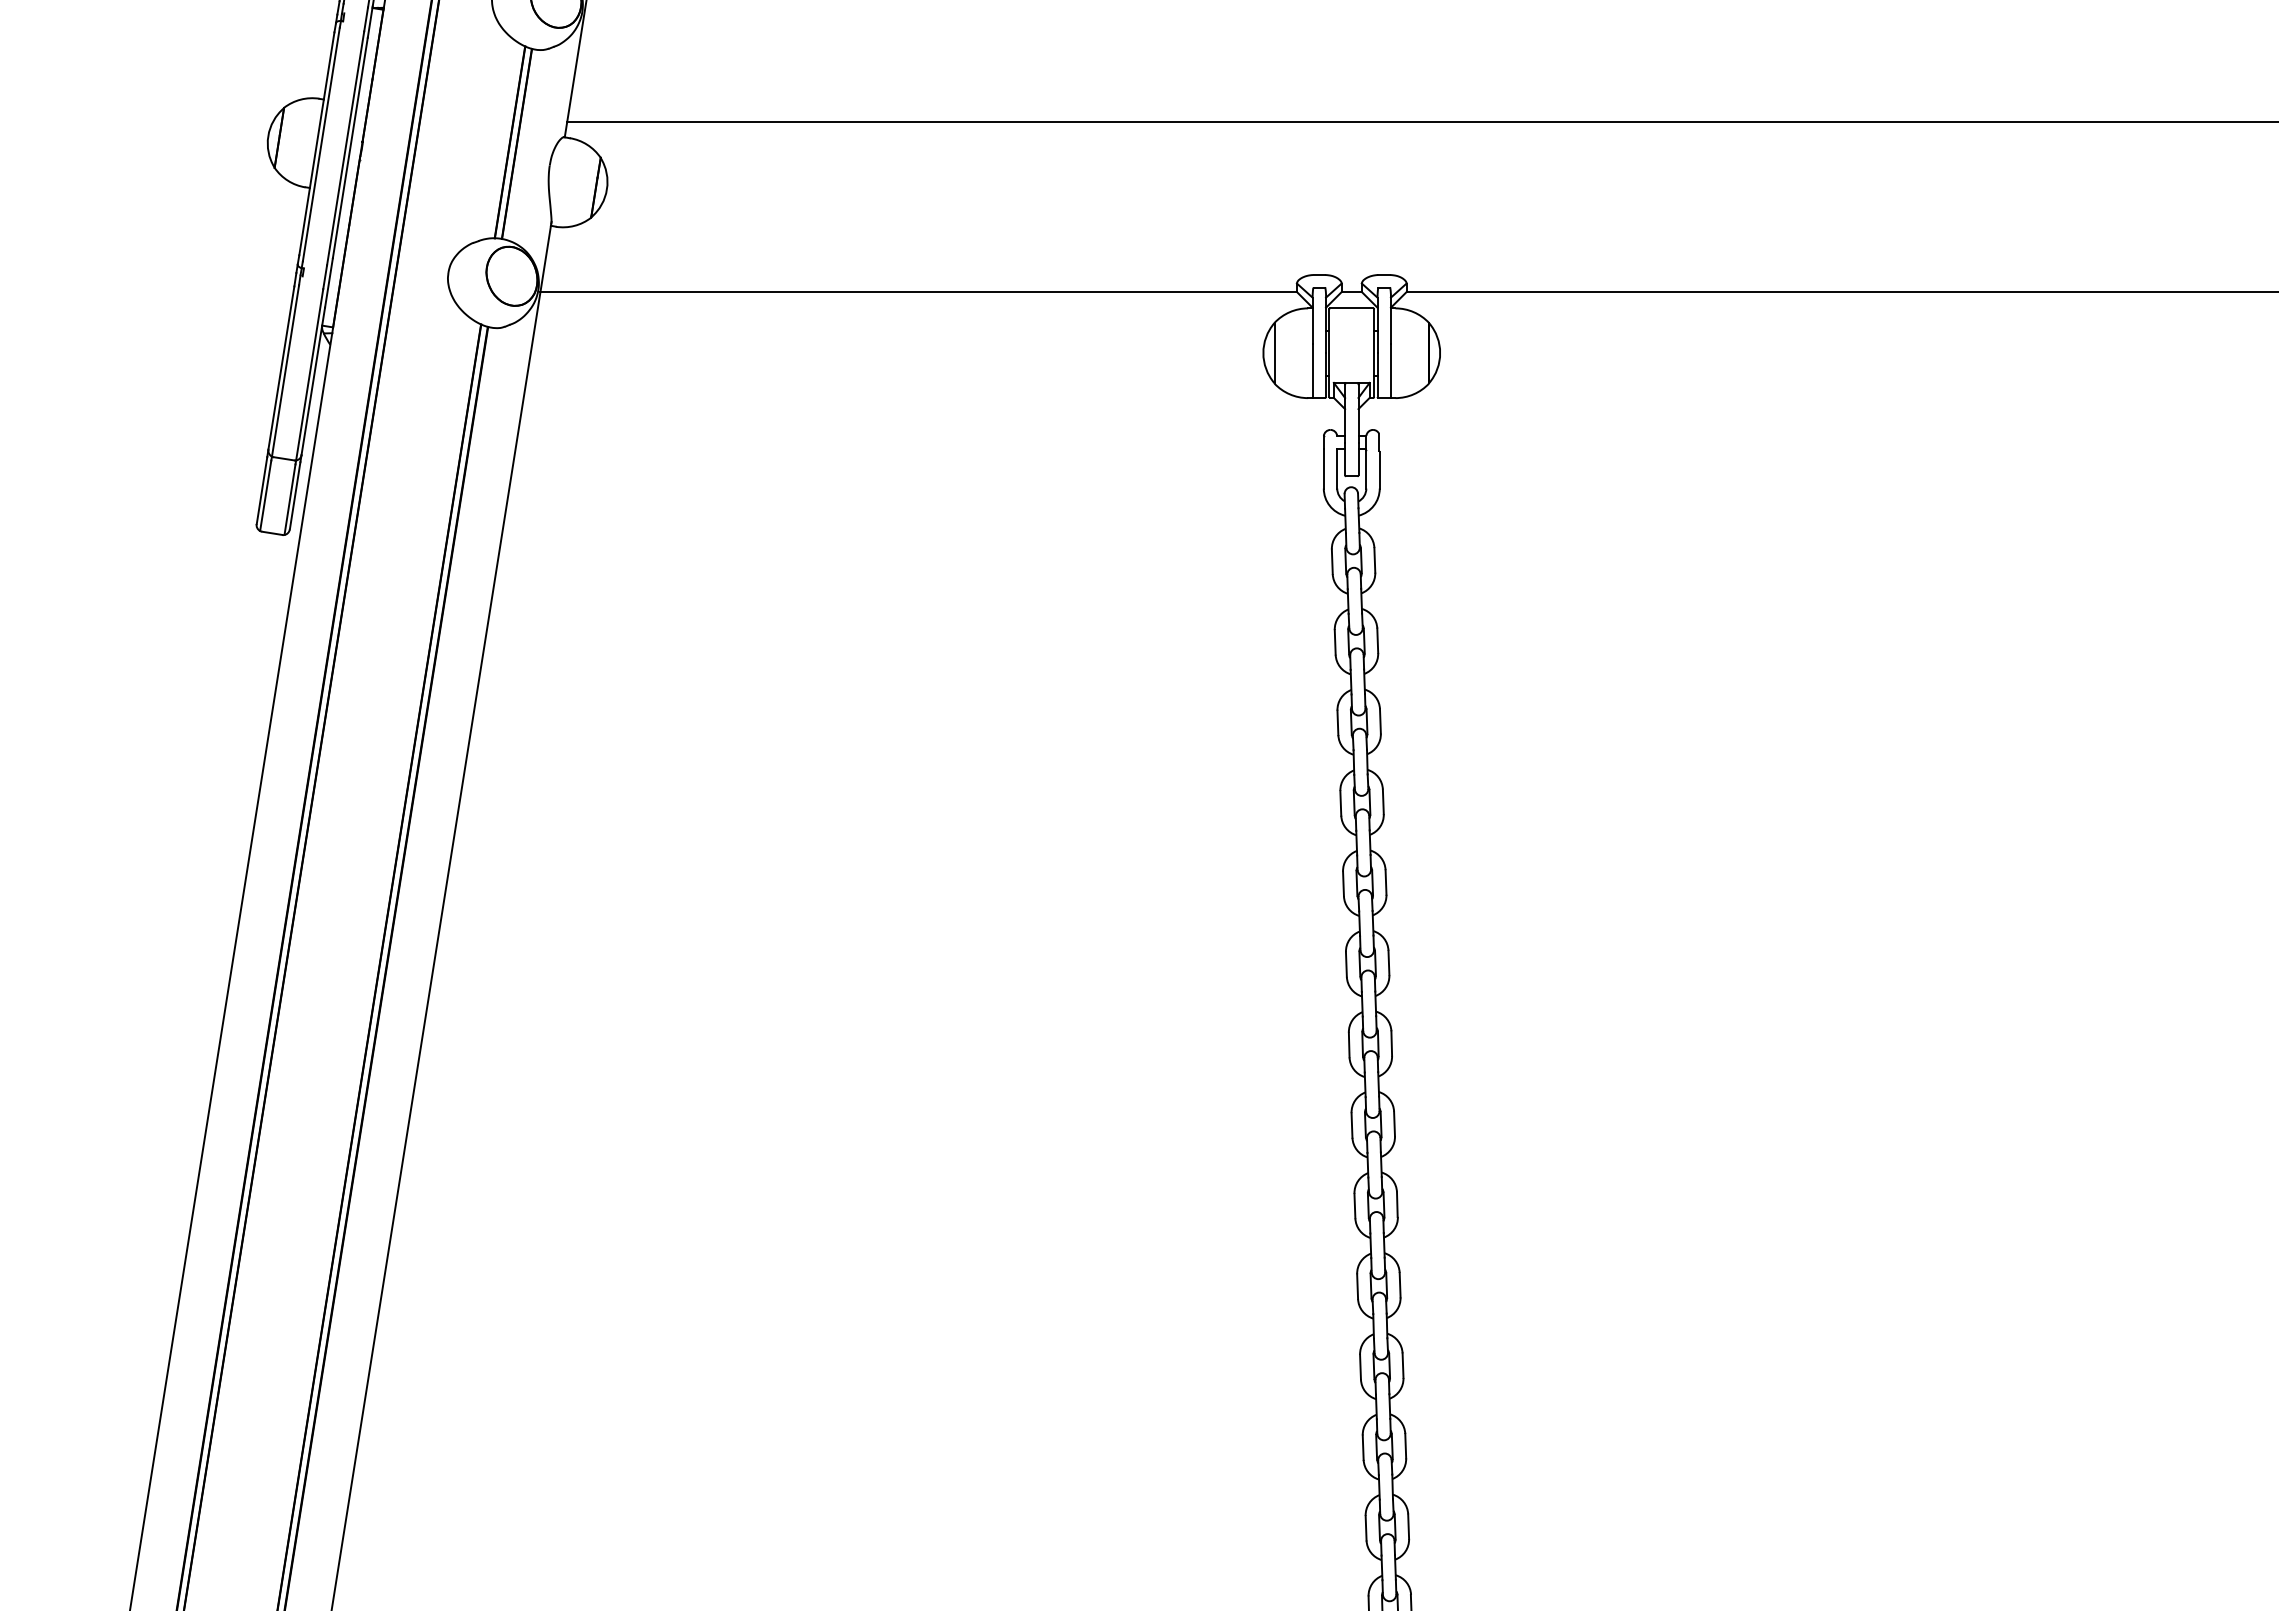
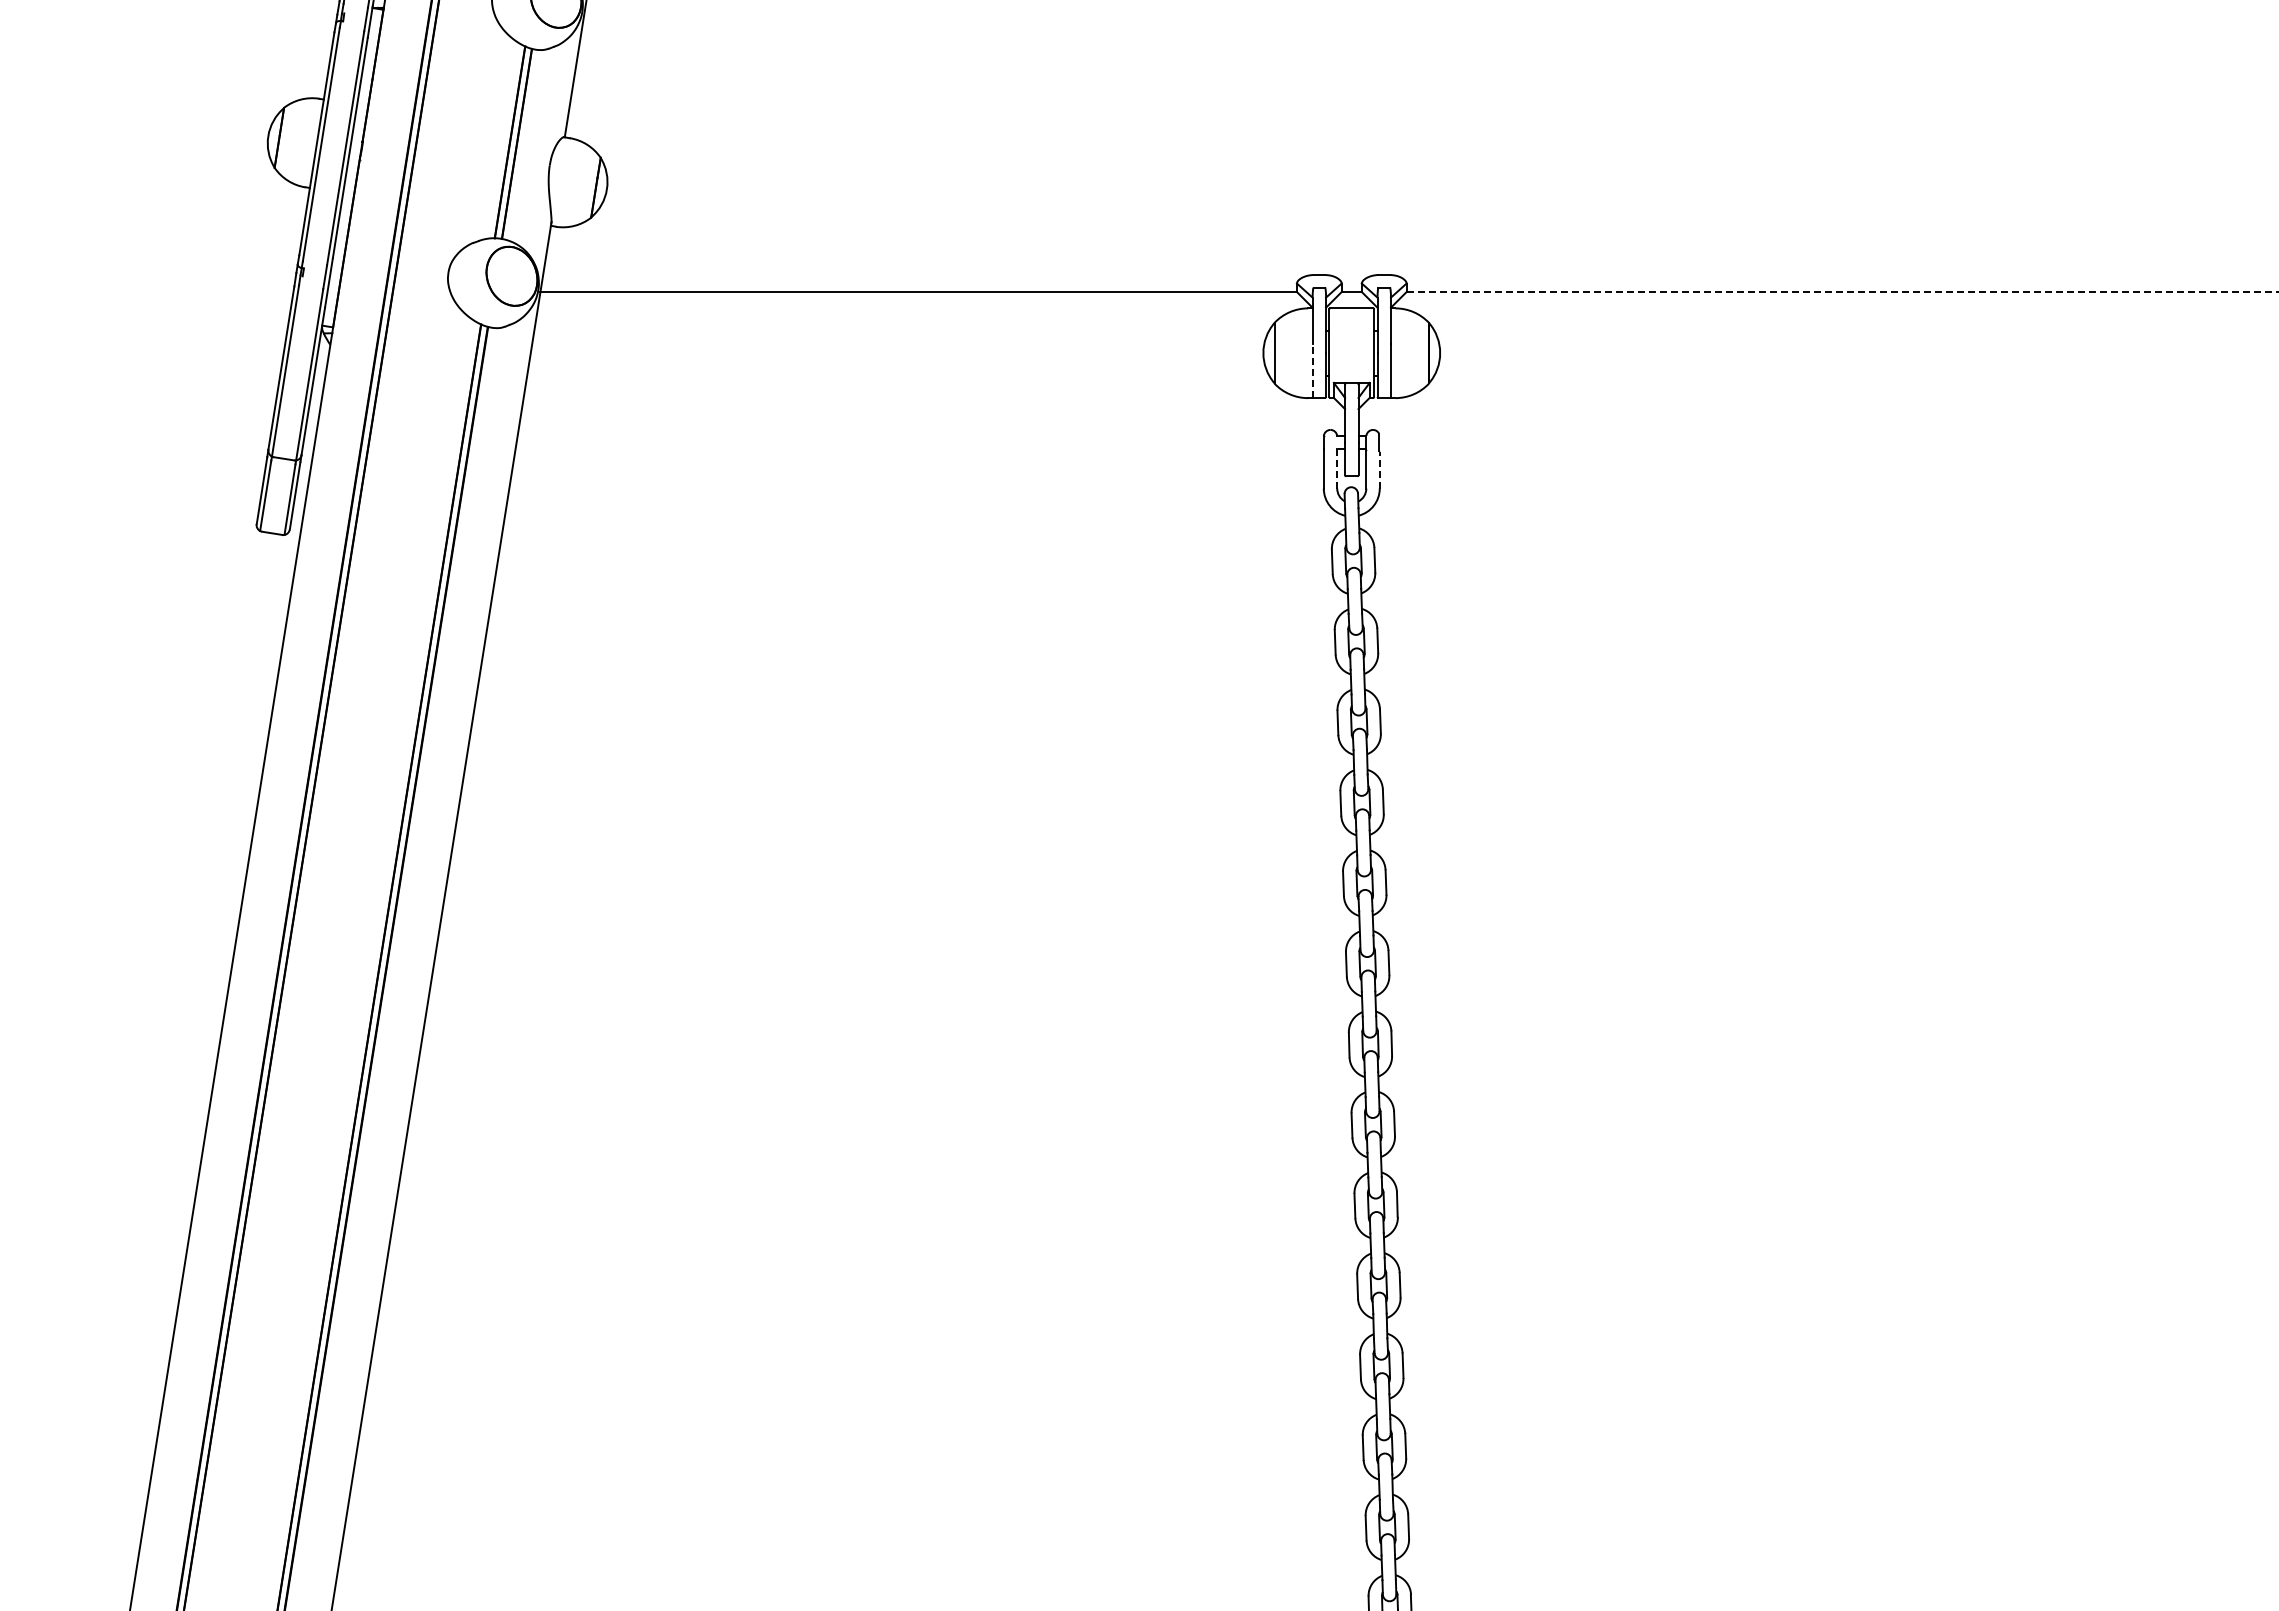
line: present -> none (1421, 121)
line: solid -> dashed (1842, 292)
line: solid -> dashed (1312, 371)
line: solid -> dashed (1337, 468)
line: solid -> dashed (1379, 469)
